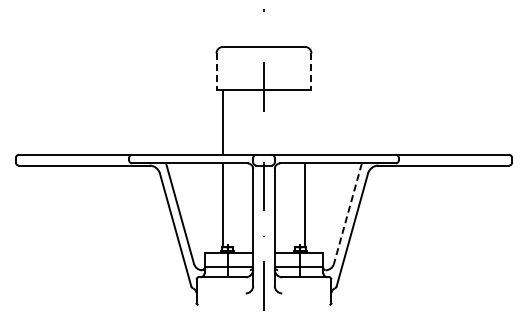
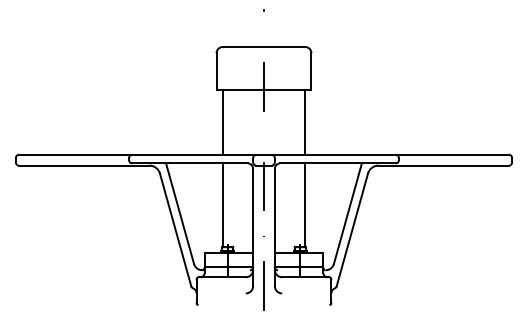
line: dashed -> solid (216, 72)
line: dashed -> solid (311, 72)
line: none -> present (305, 122)
line: dashed -> solid (347, 214)
